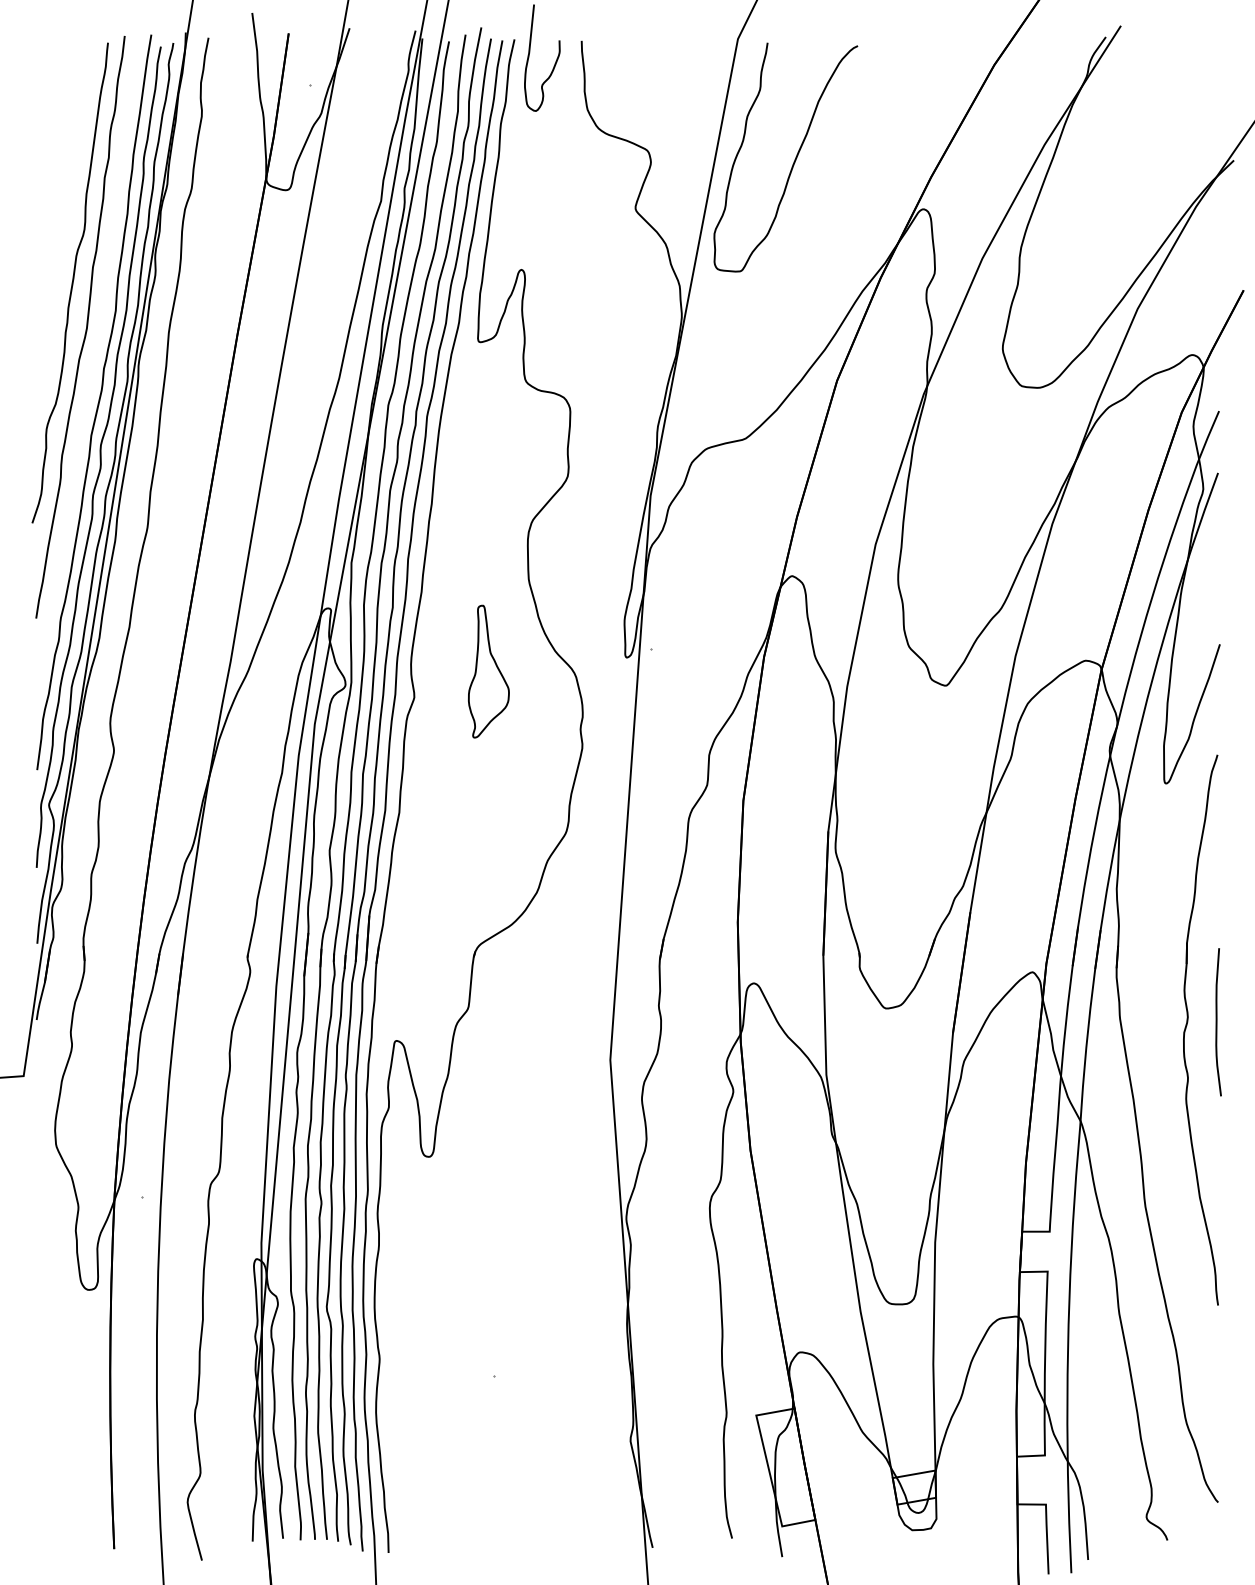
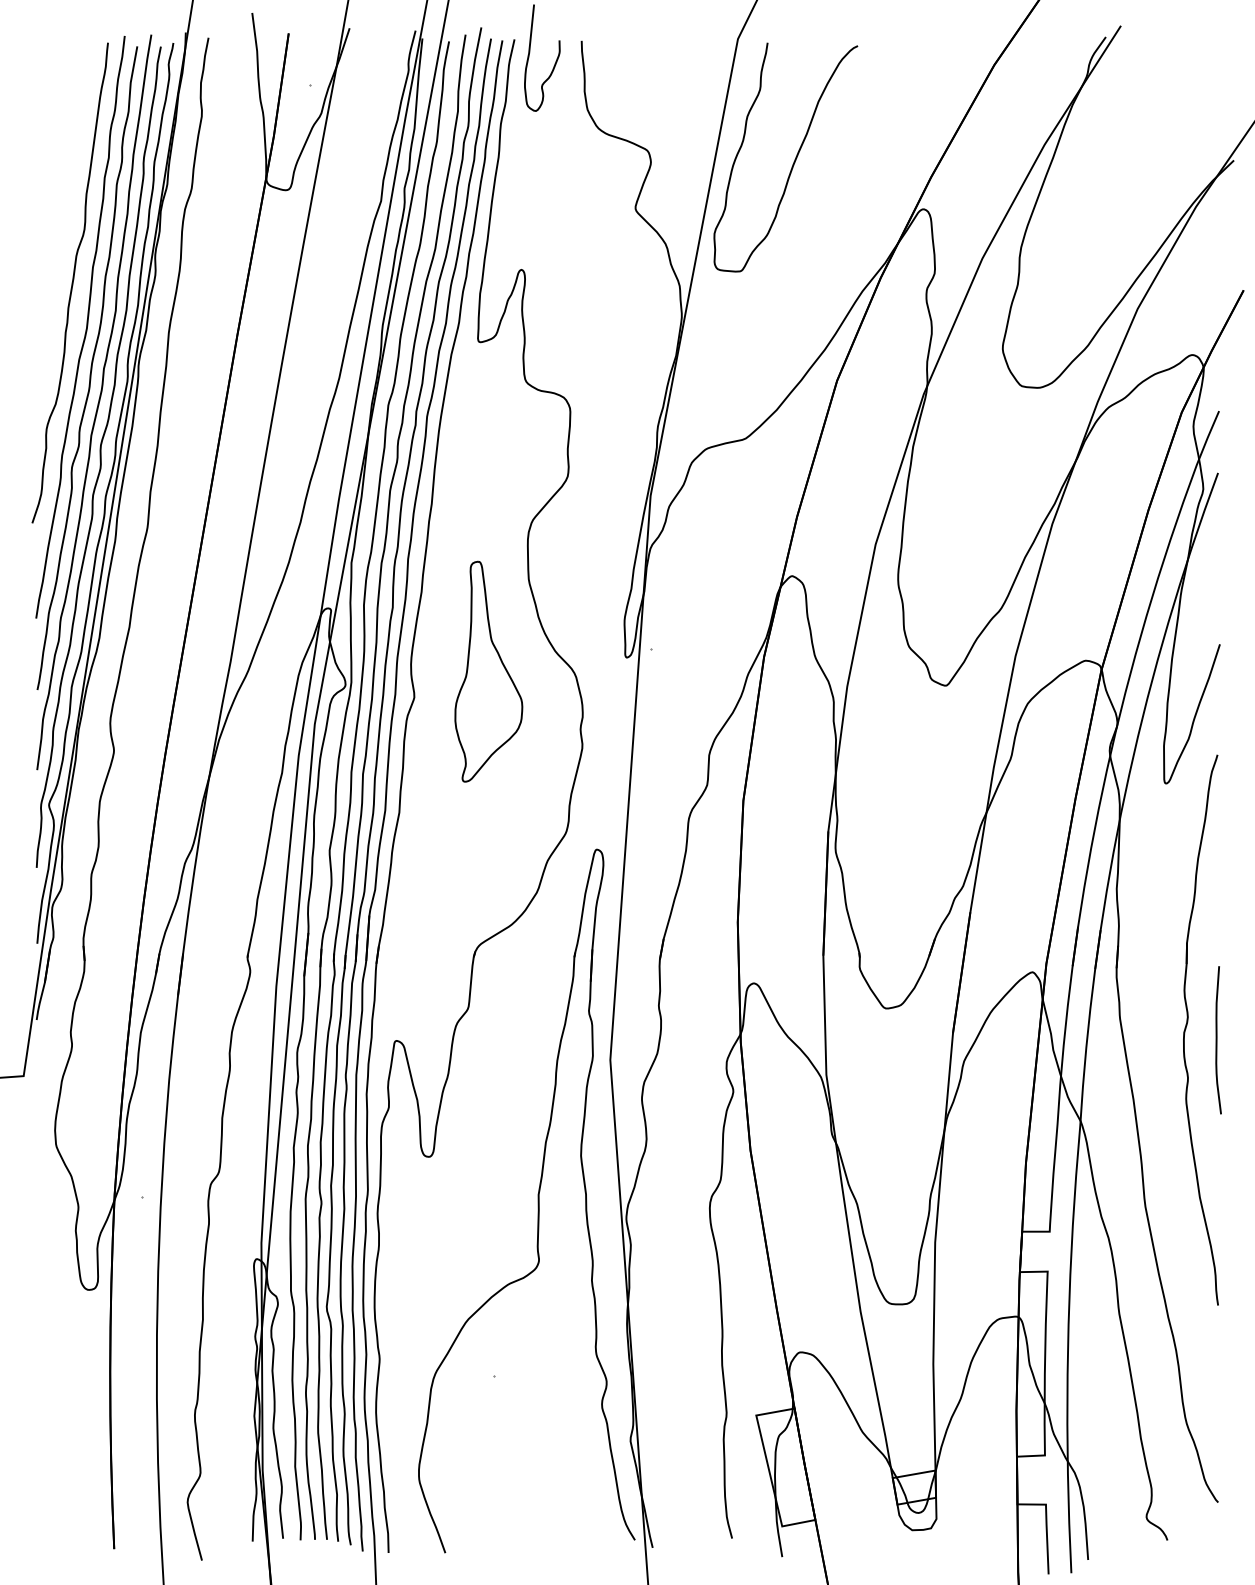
curve: none -> present (90, 367)
part size: 42x135 px -> 70x223 px (488, 671)
curve position: (1217, 1022) -> (1217, 1040) (1217, 1040)
part: none -> present (537, 1200)
